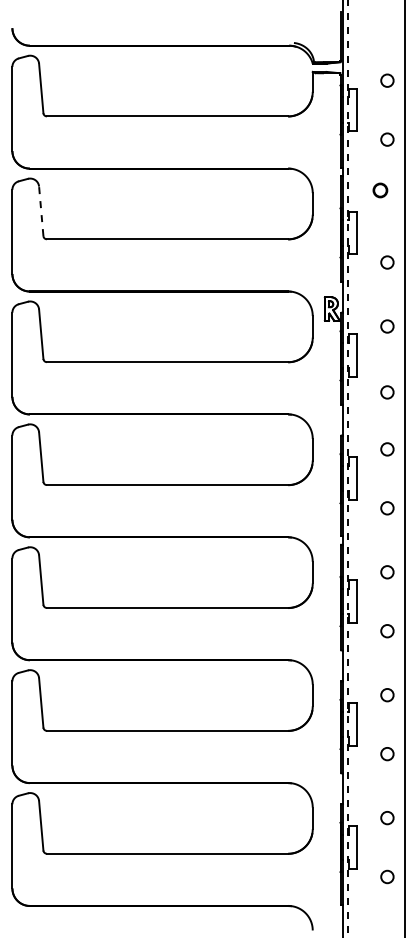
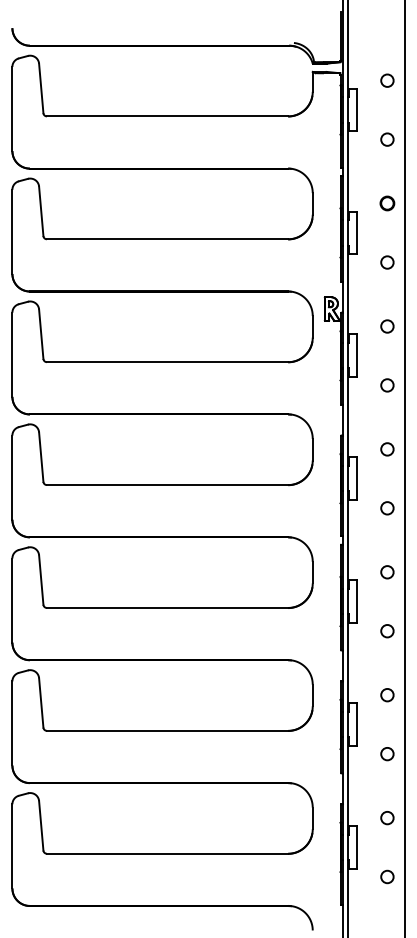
part position: (380, 190) -> (387, 203) (387, 203)
line: dashed -> solid (41, 211)
circle position: (387, 392) -> (387, 385) (387, 385)
line: dashed -> solid (348, 469)
